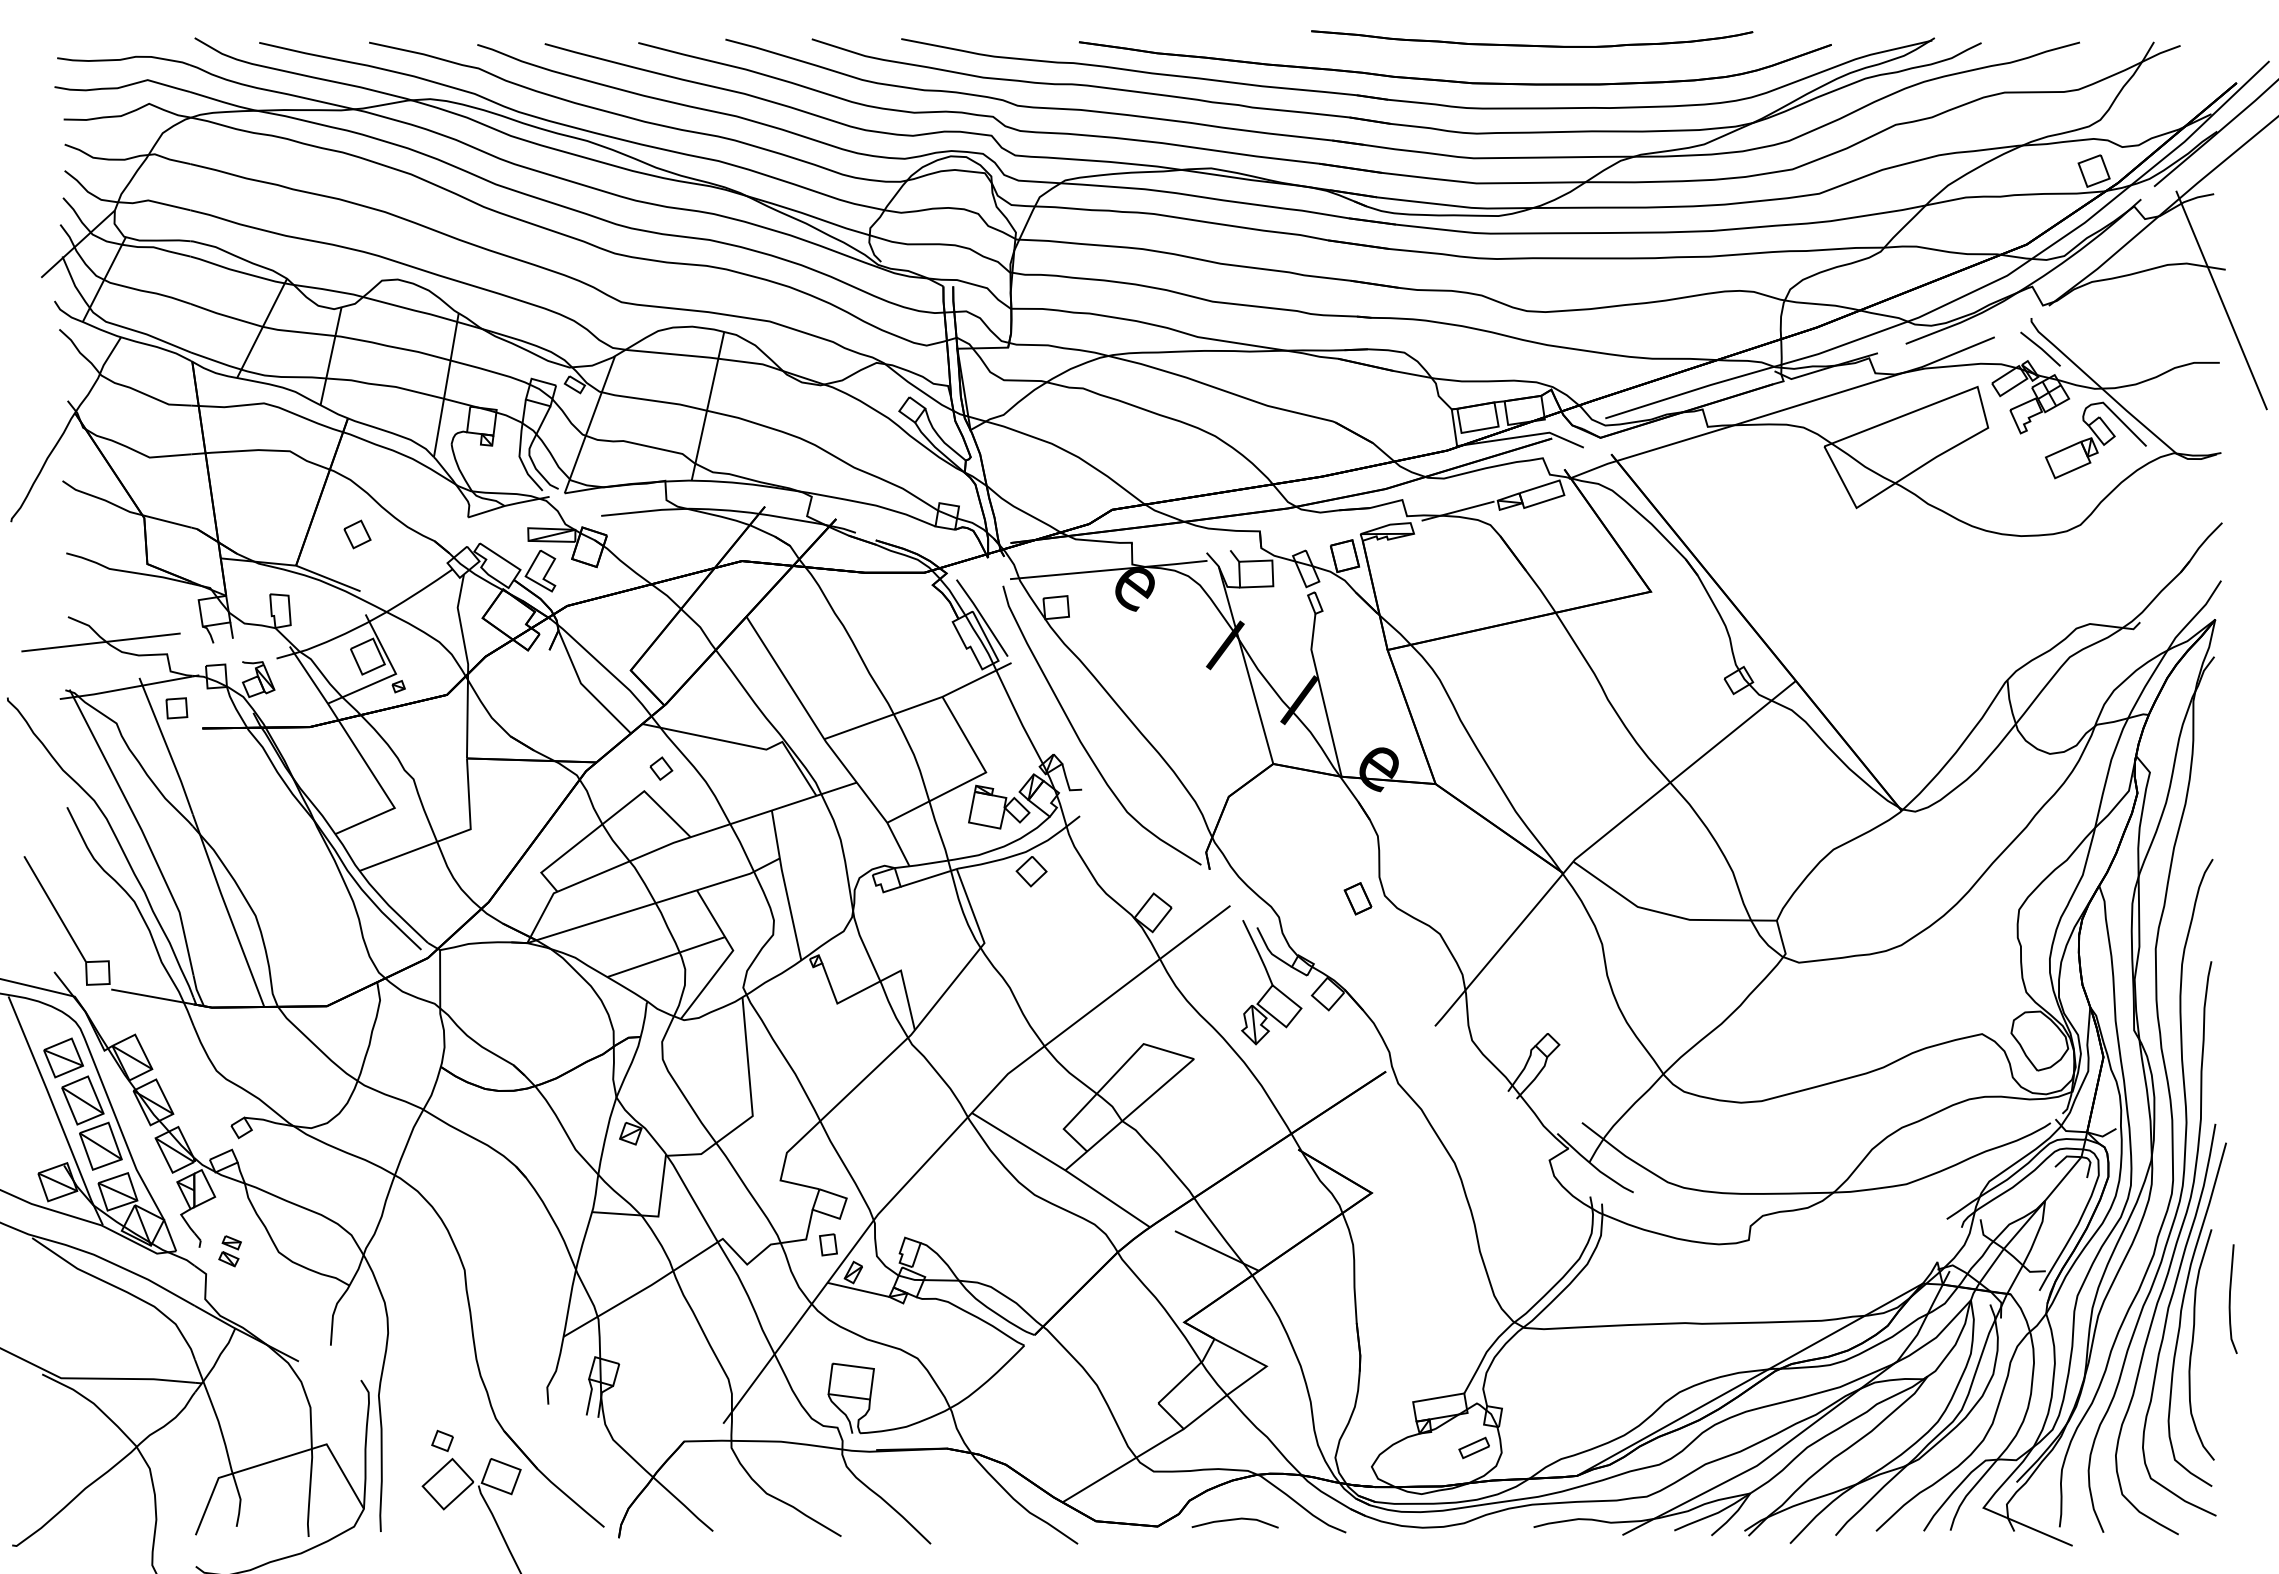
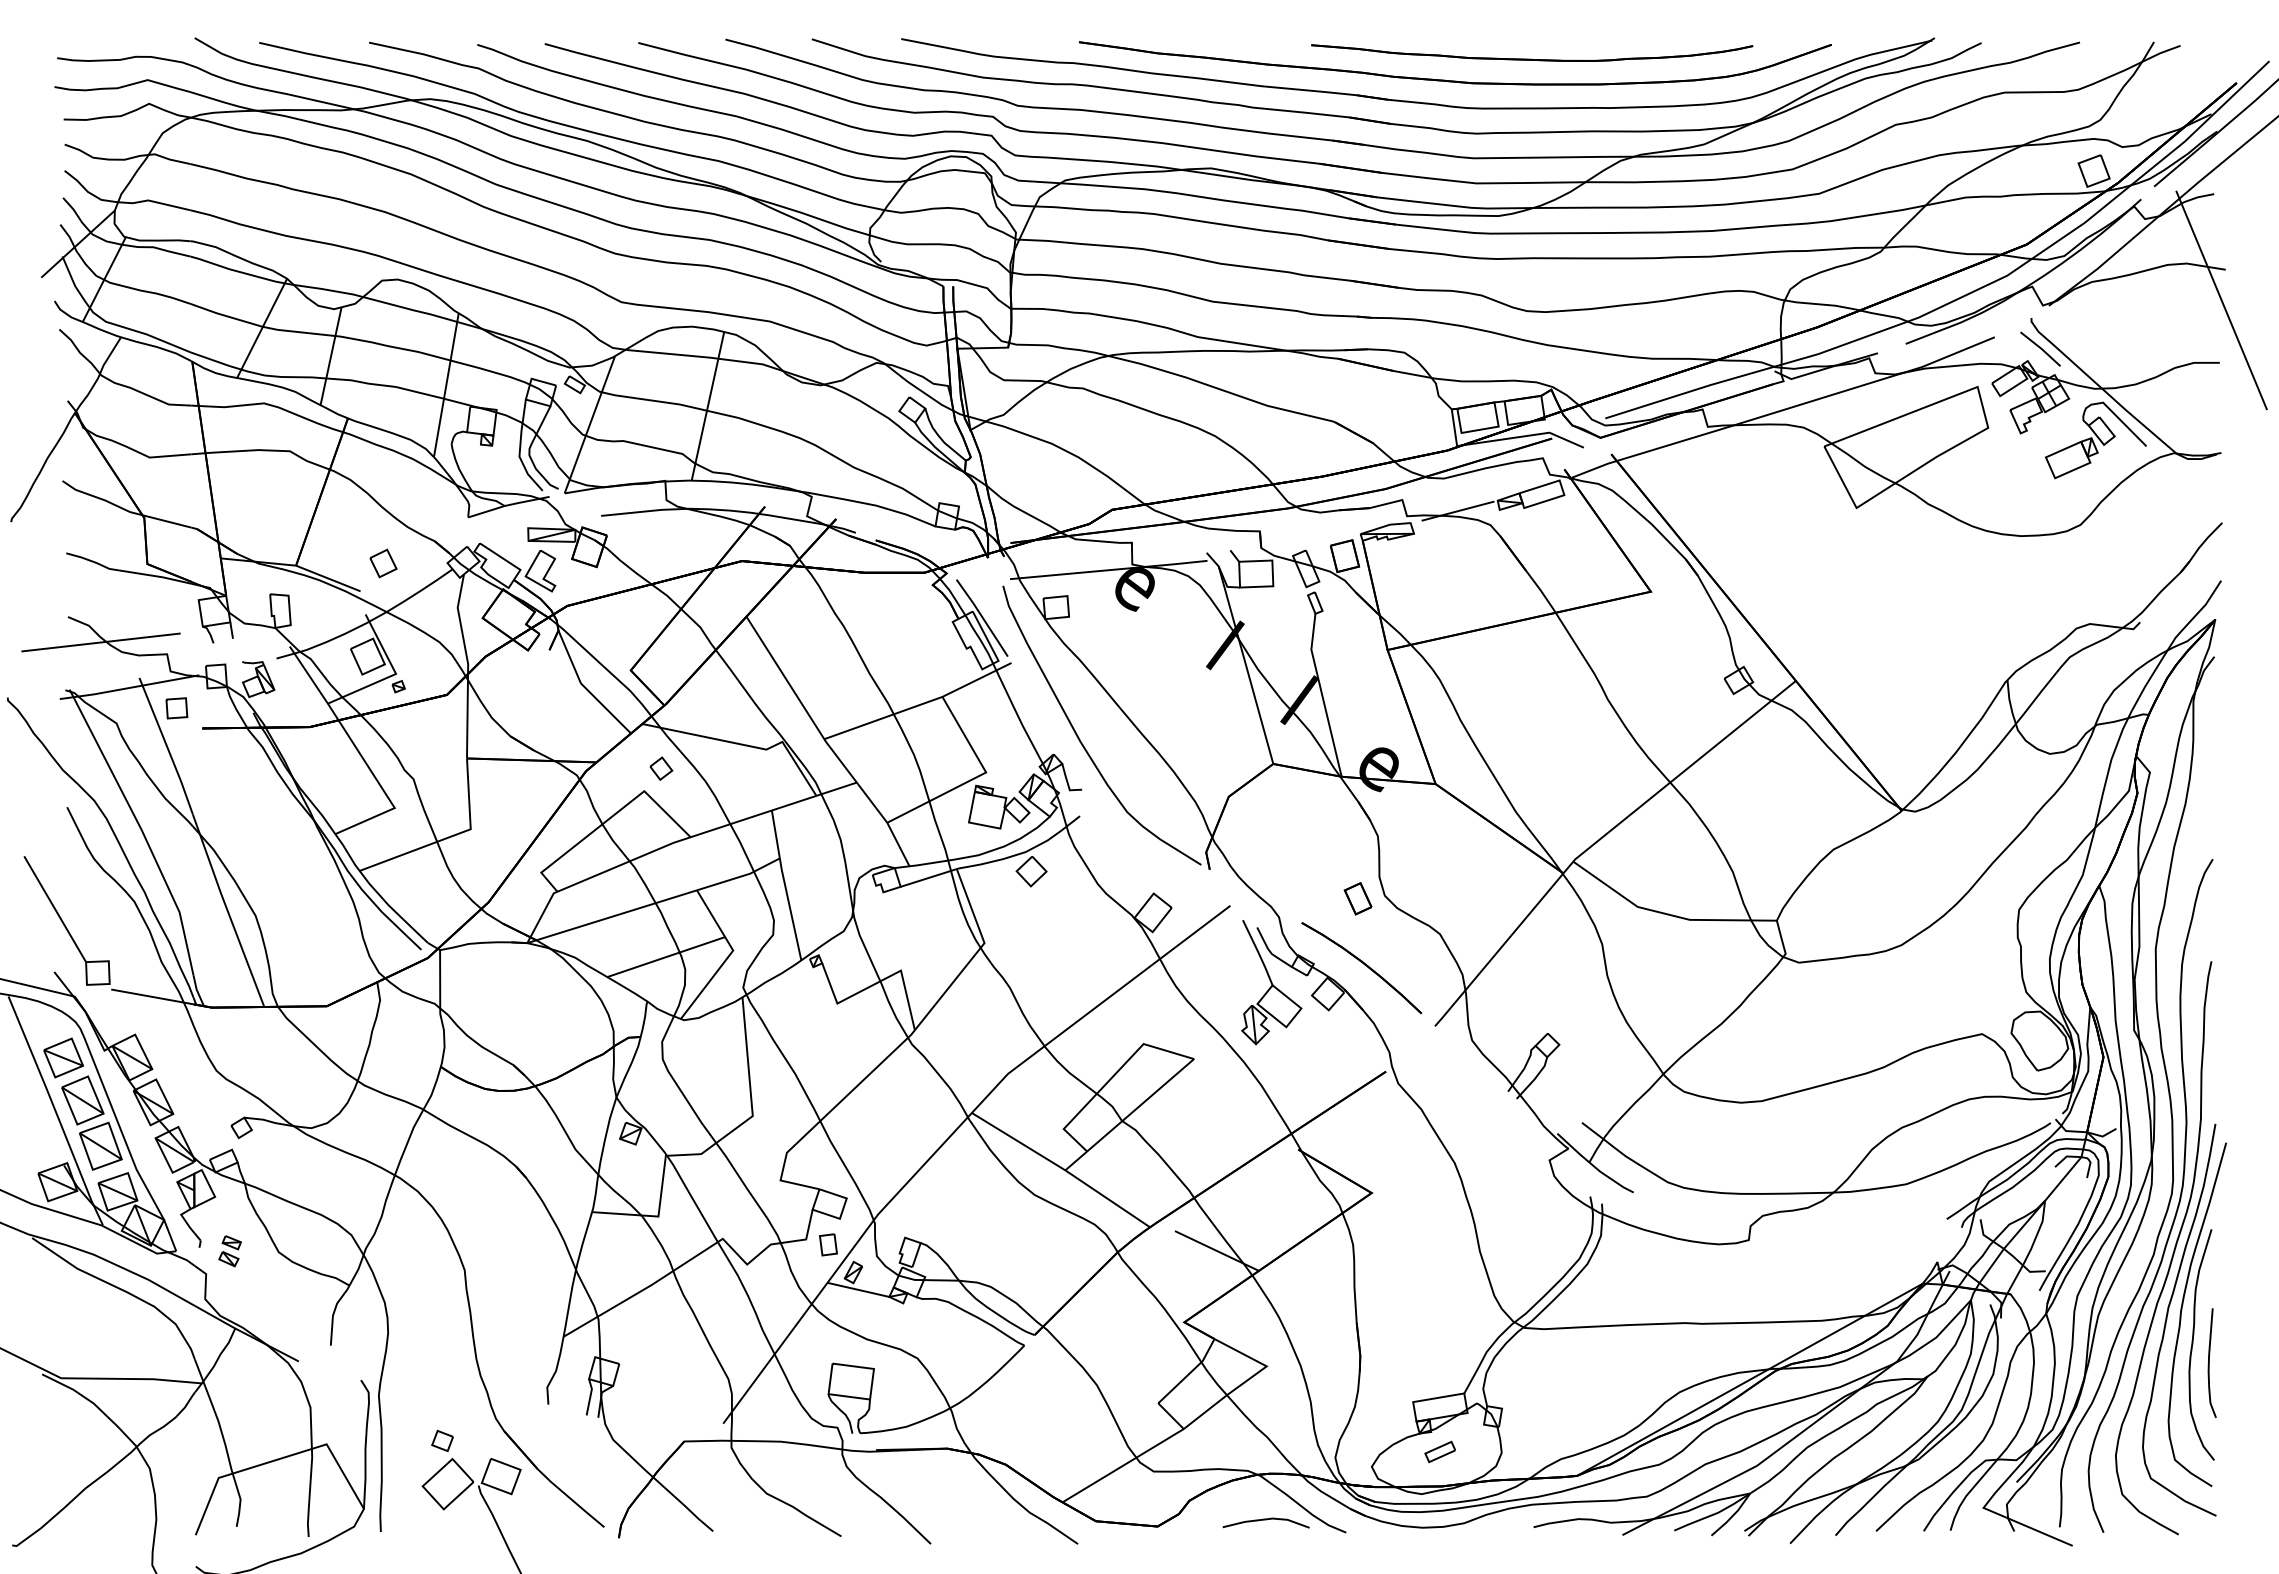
part position: (1531, 44) -> (1531, 58) (1531, 58)
part position: (357, 534) -> (383, 563) (383, 563)
part: none -> present (1361, 968)
curve position: (2230, 1298) -> (2209, 1362) (2209, 1362)
part position: (1473, 1447) -> (1439, 1451) (1439, 1451)
line position: (1234, 1520) -> (1265, 1520) (1265, 1520)
